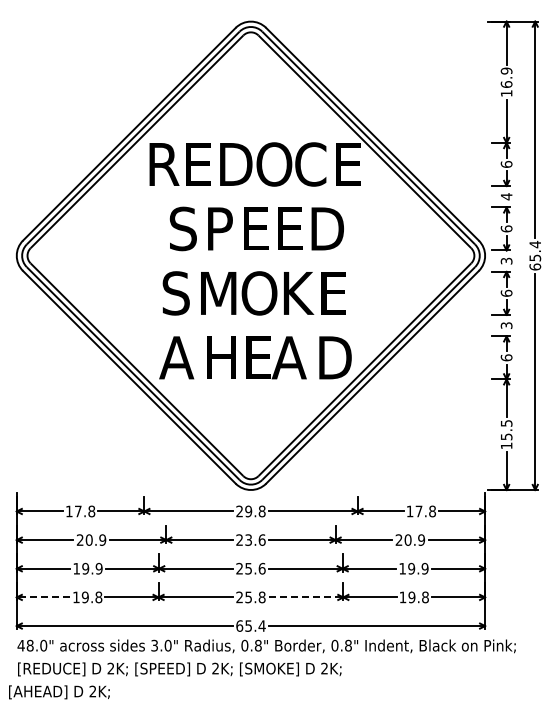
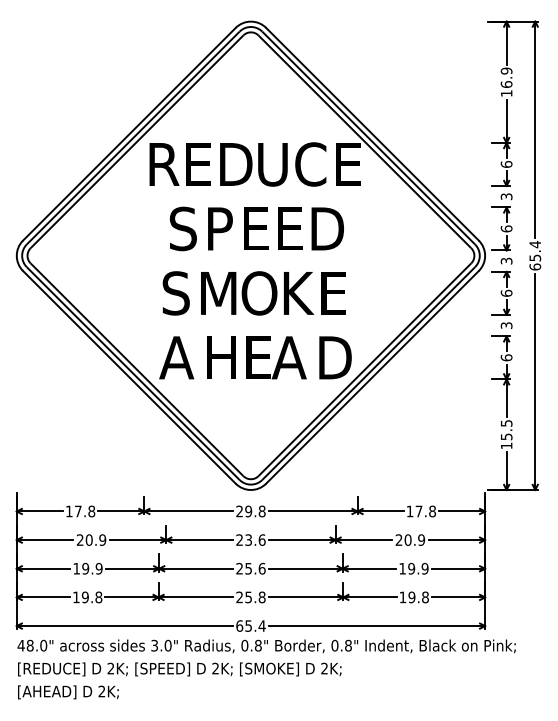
text: O -> U (274, 164)
text: 4 -> 3 (506, 196)
line: dashed -> solid (43, 597)
line: dashed -> solid (306, 597)
text position: (59, 692) -> (68, 692) (68, 692)
